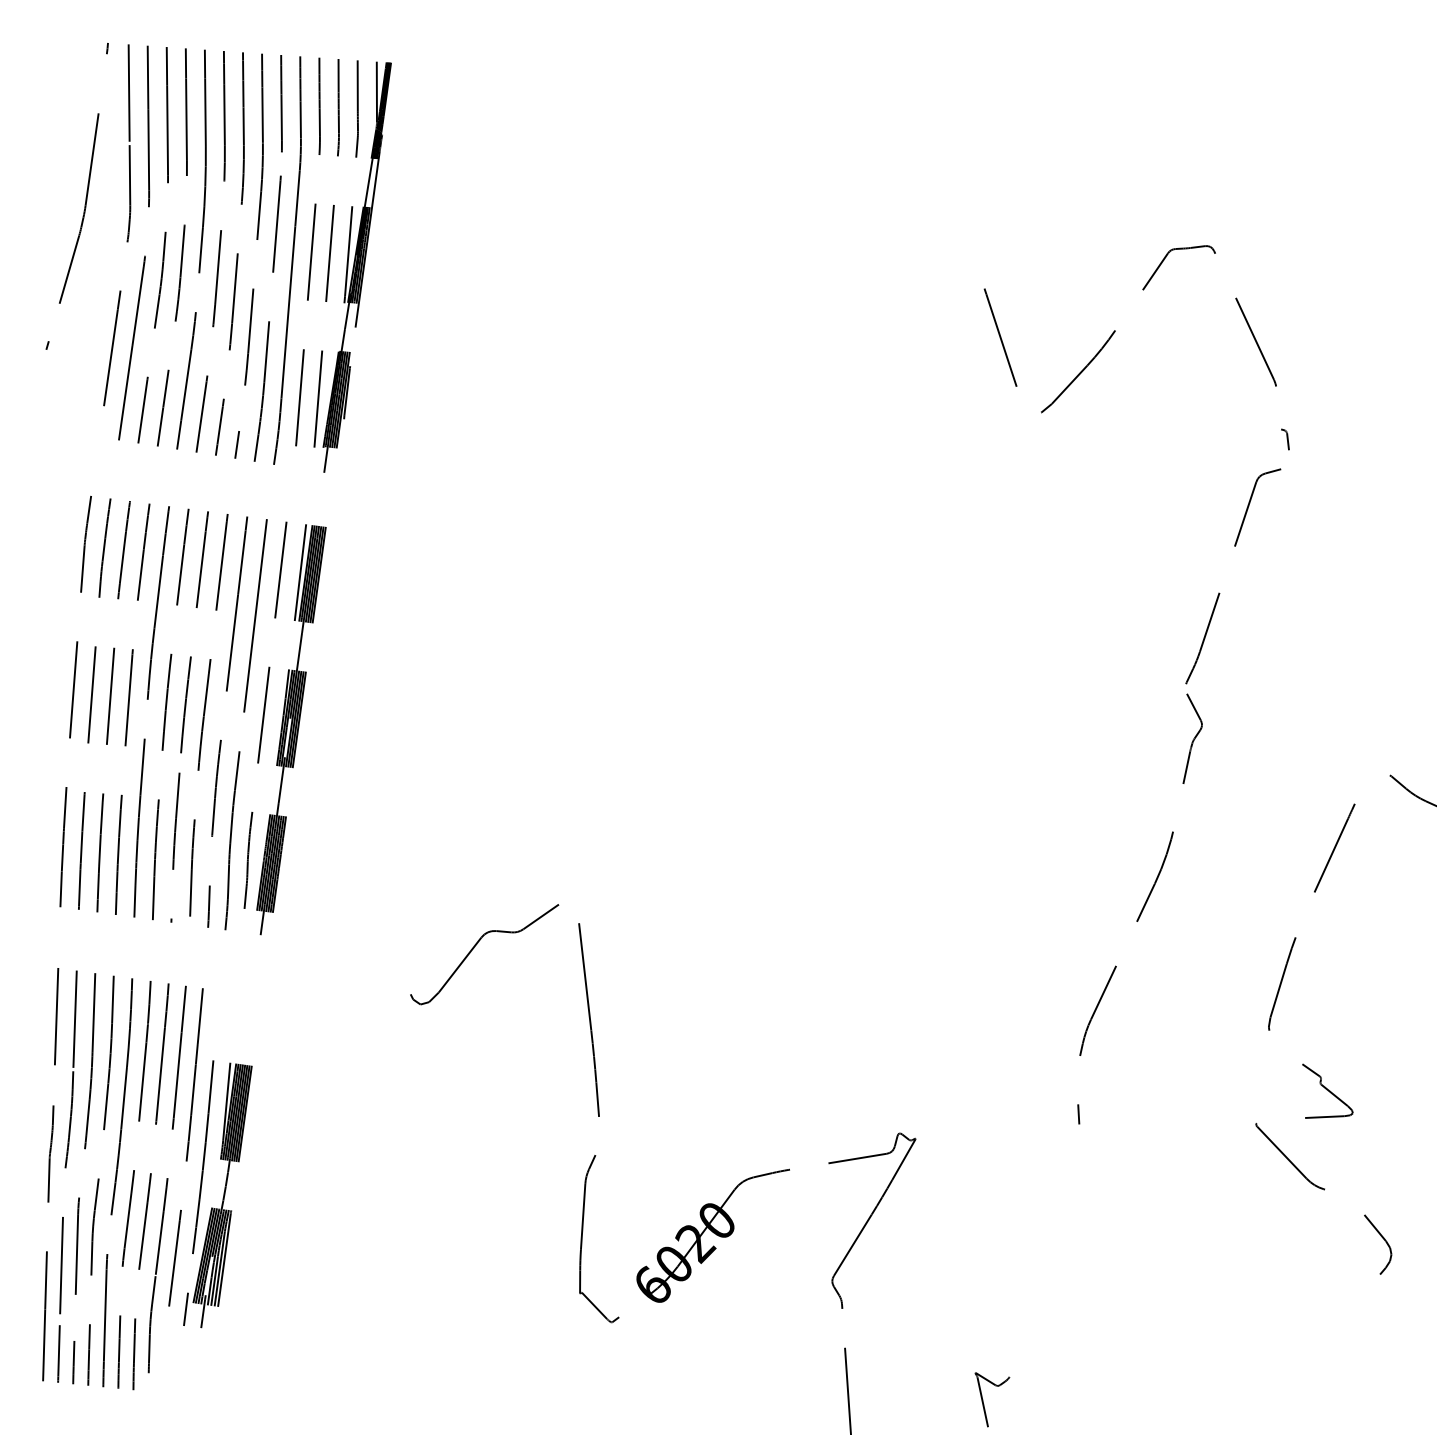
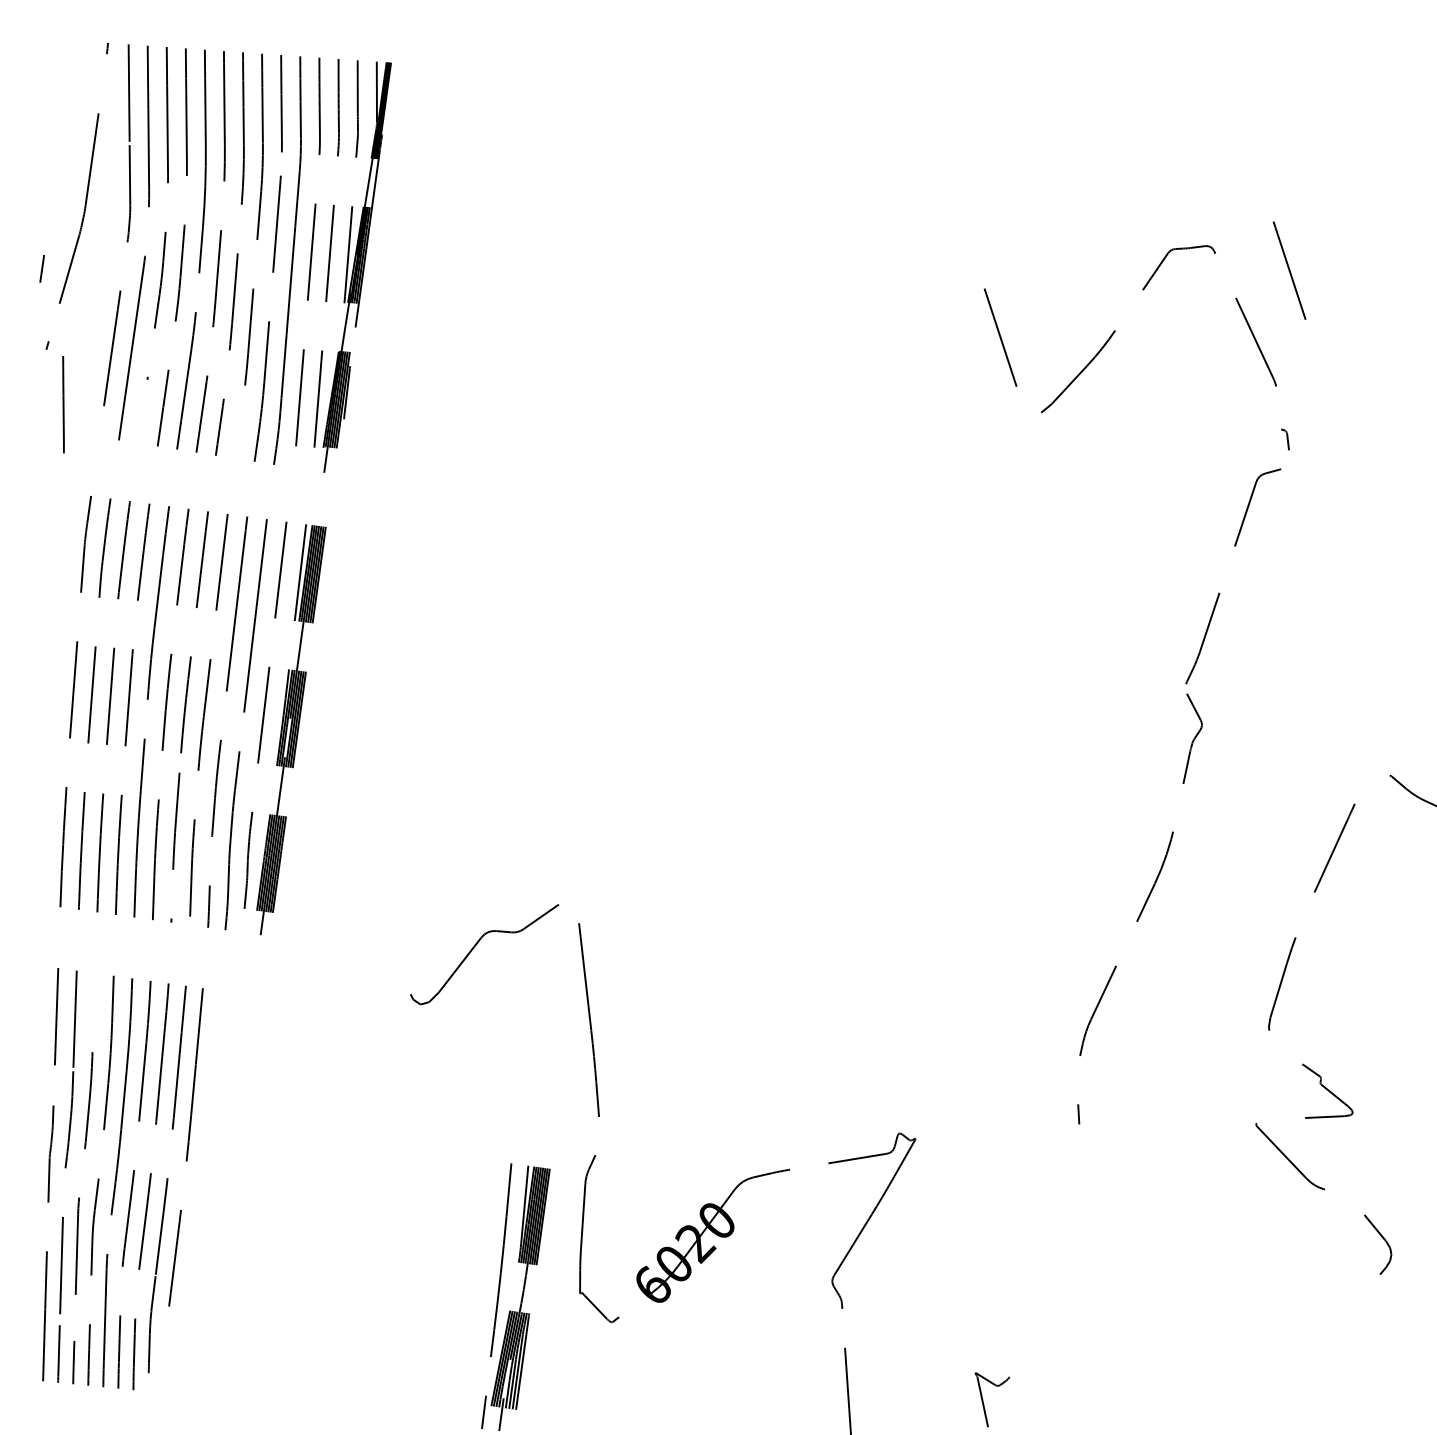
line: none -> present (1289, 270)
line: none -> present (63, 404)
line: present -> none (142, 411)
line position: (236, 444) -> (41, 268) (41, 268)
line: present -> none (93, 1012)
part position: (217, 1194) -> (515, 1297) (515, 1297)
